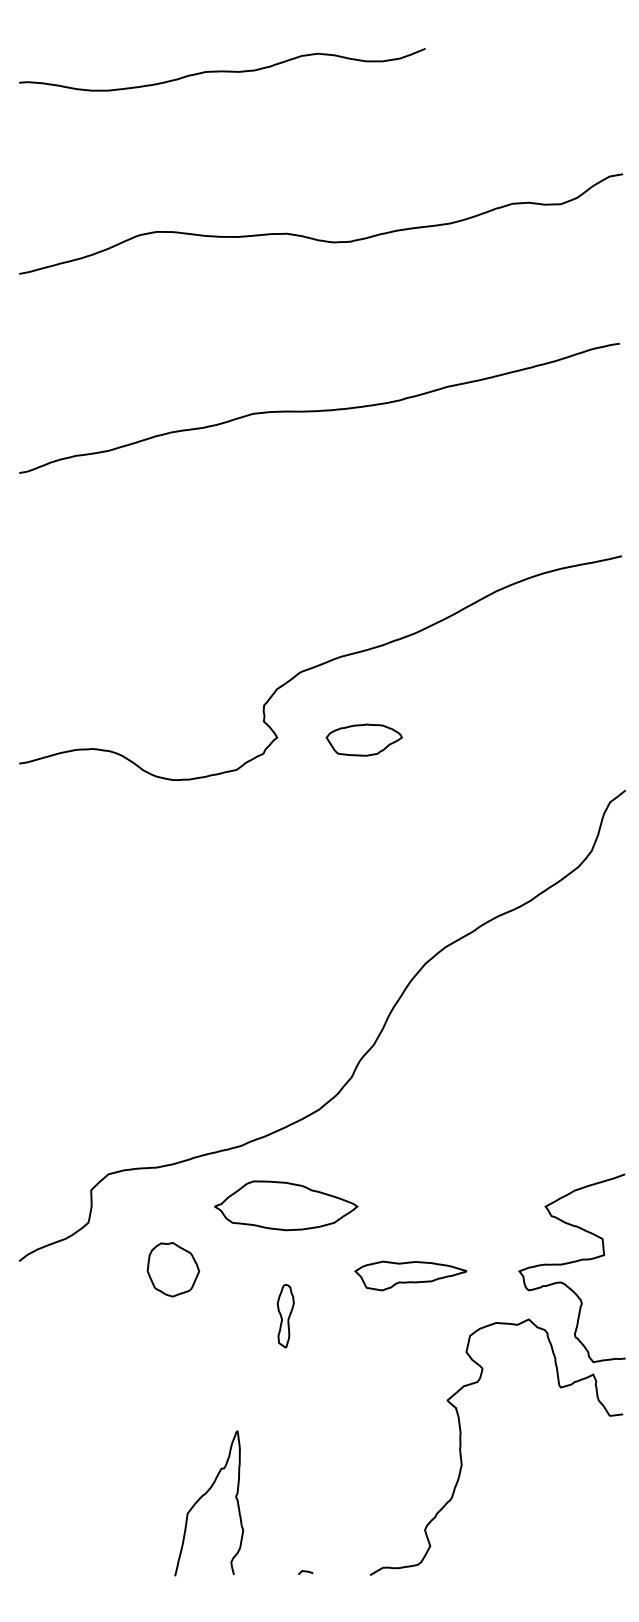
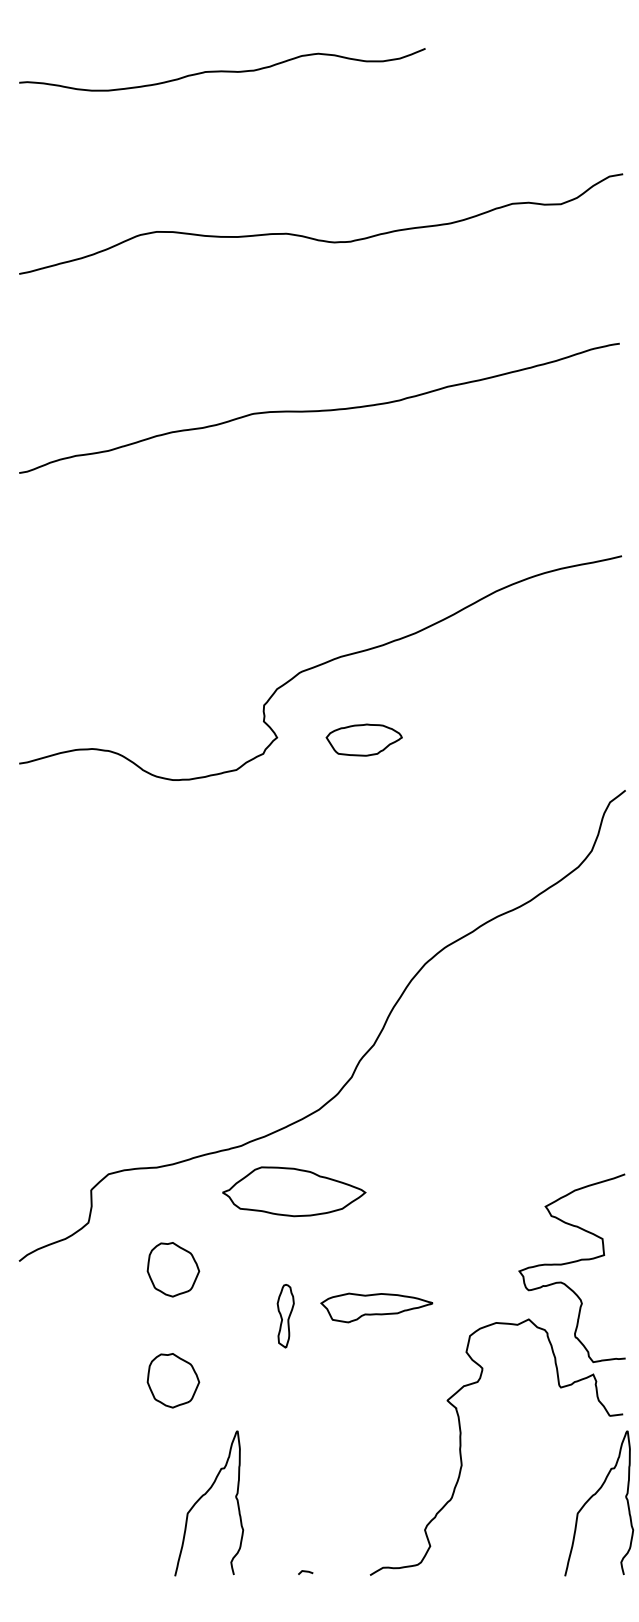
part position: (286, 1205) -> (294, 1191) (294, 1191)
part position: (410, 1275) -> (376, 1307) (376, 1307)
part: none -> present (173, 1380)
curve: none -> present (593, 1496)
